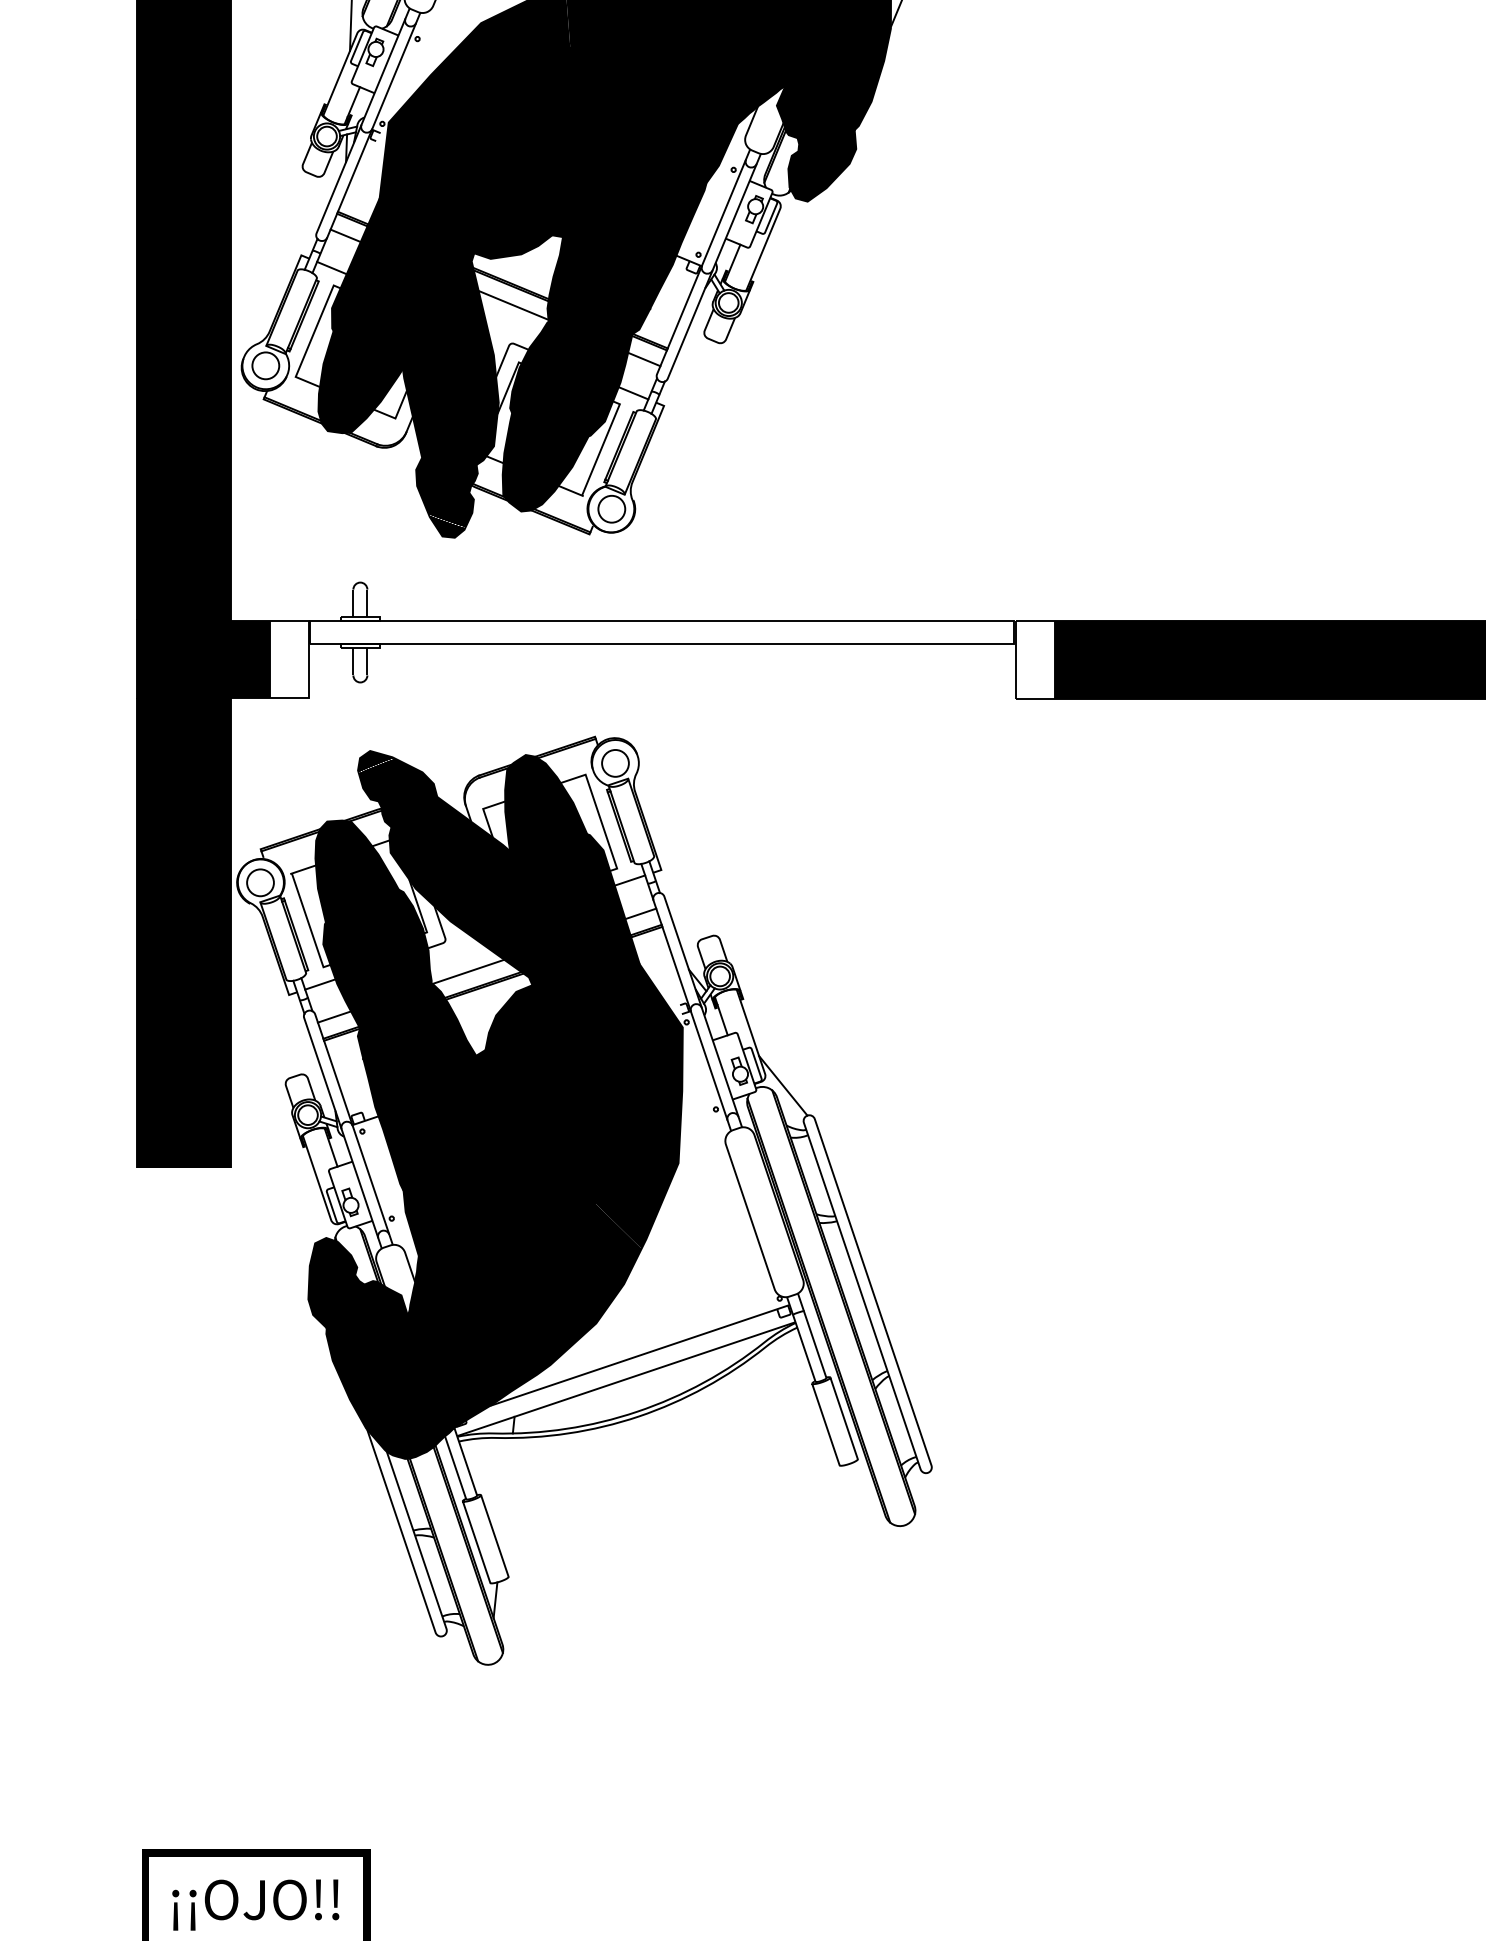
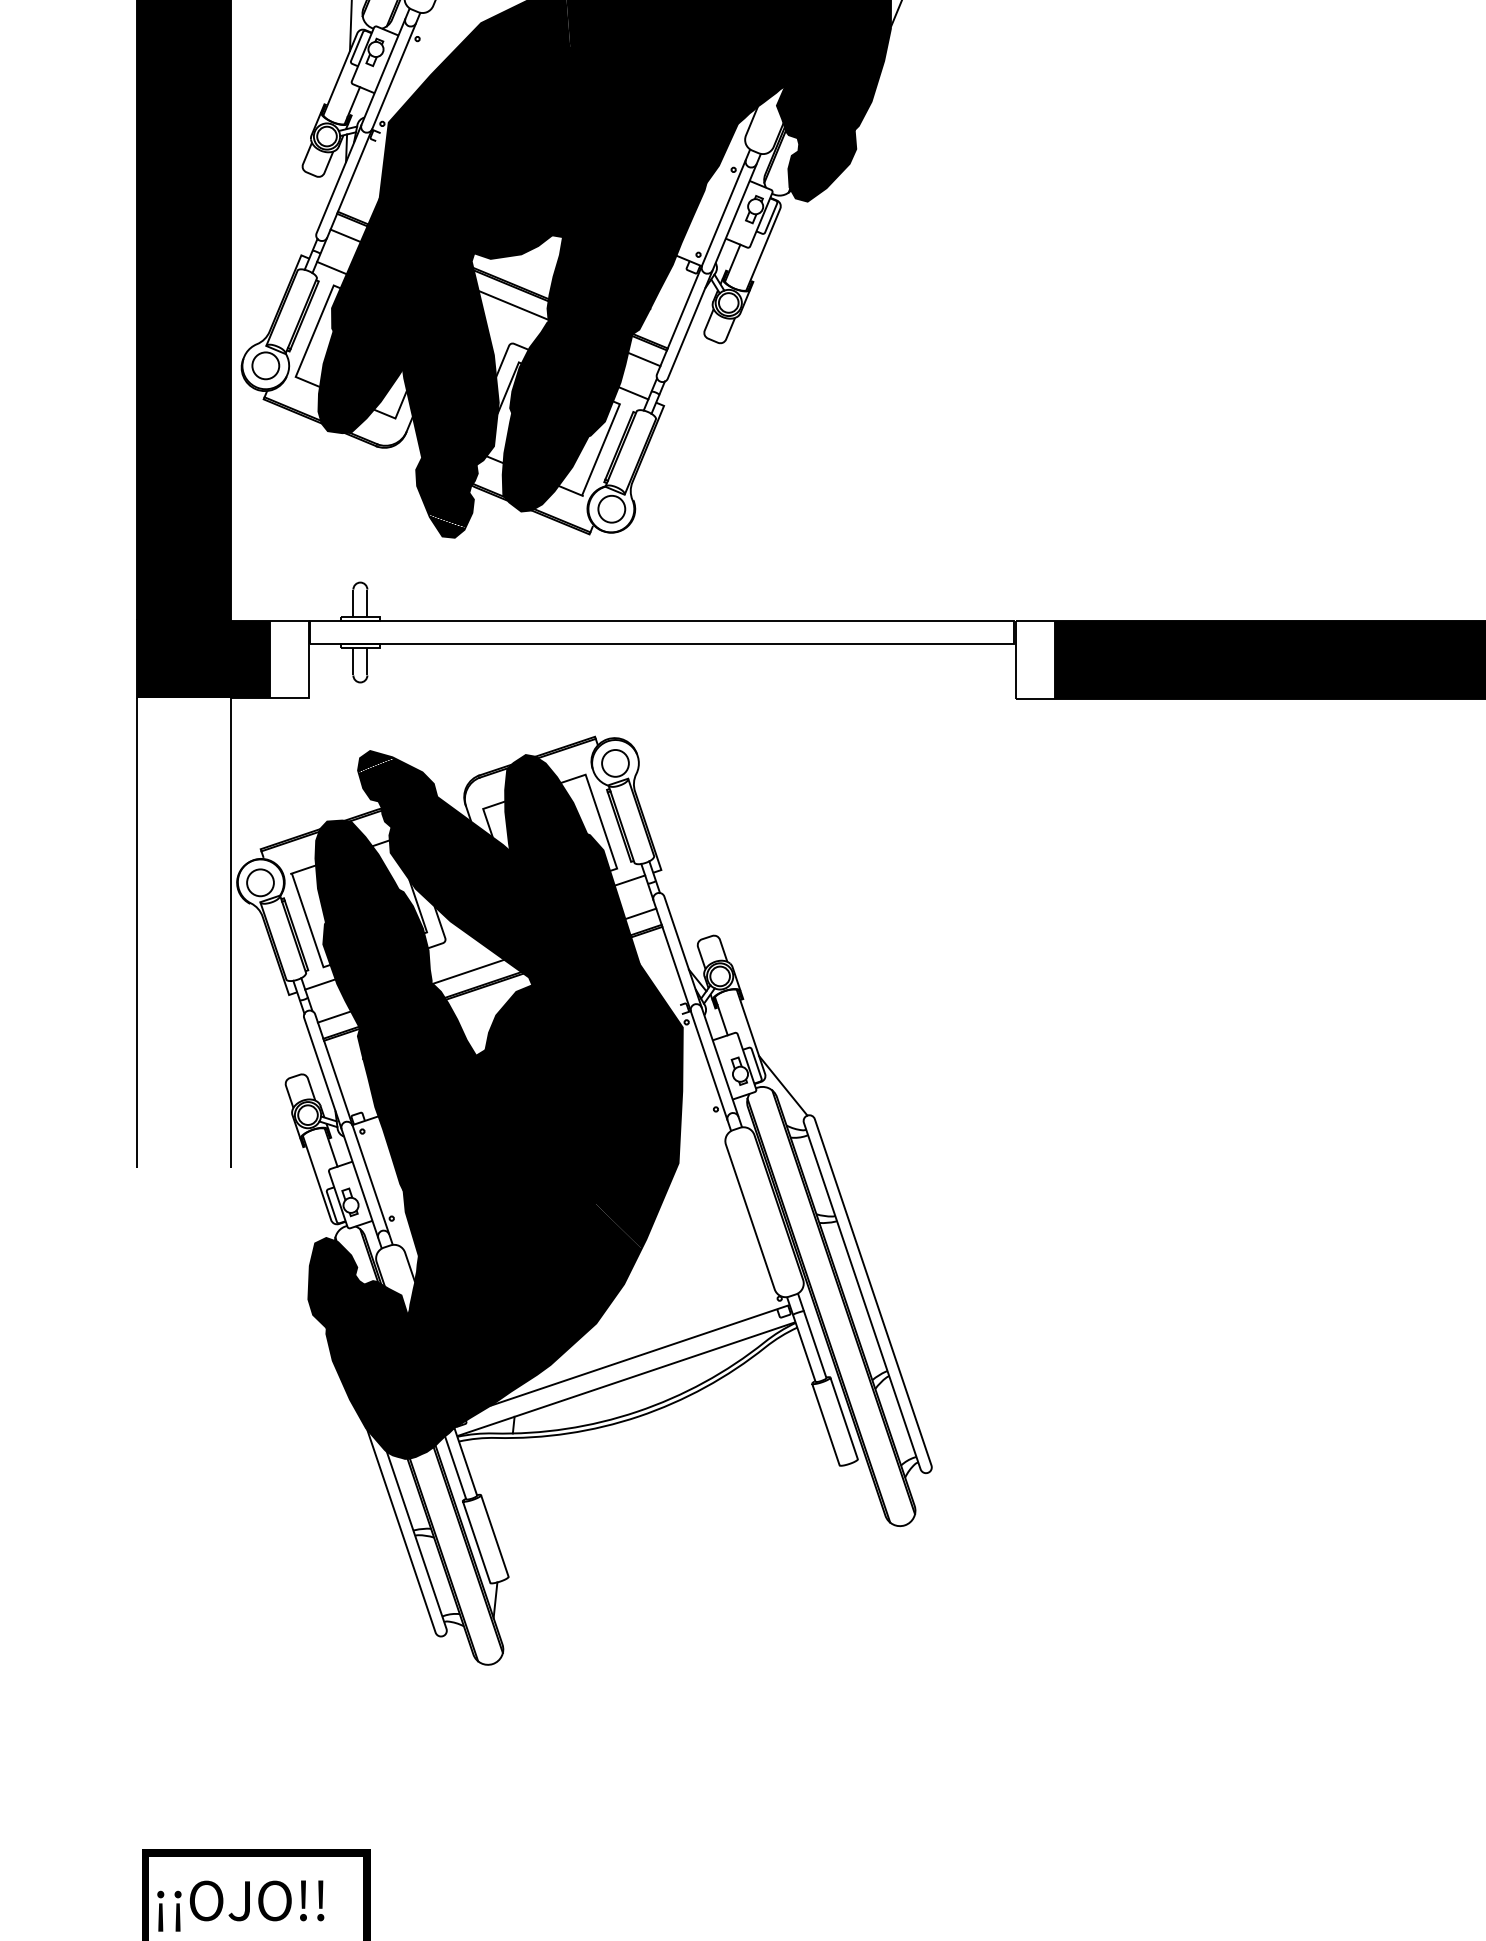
fill: present -> none (183, 932)
text position: (255, 1904) -> (240, 1905) (240, 1905)
